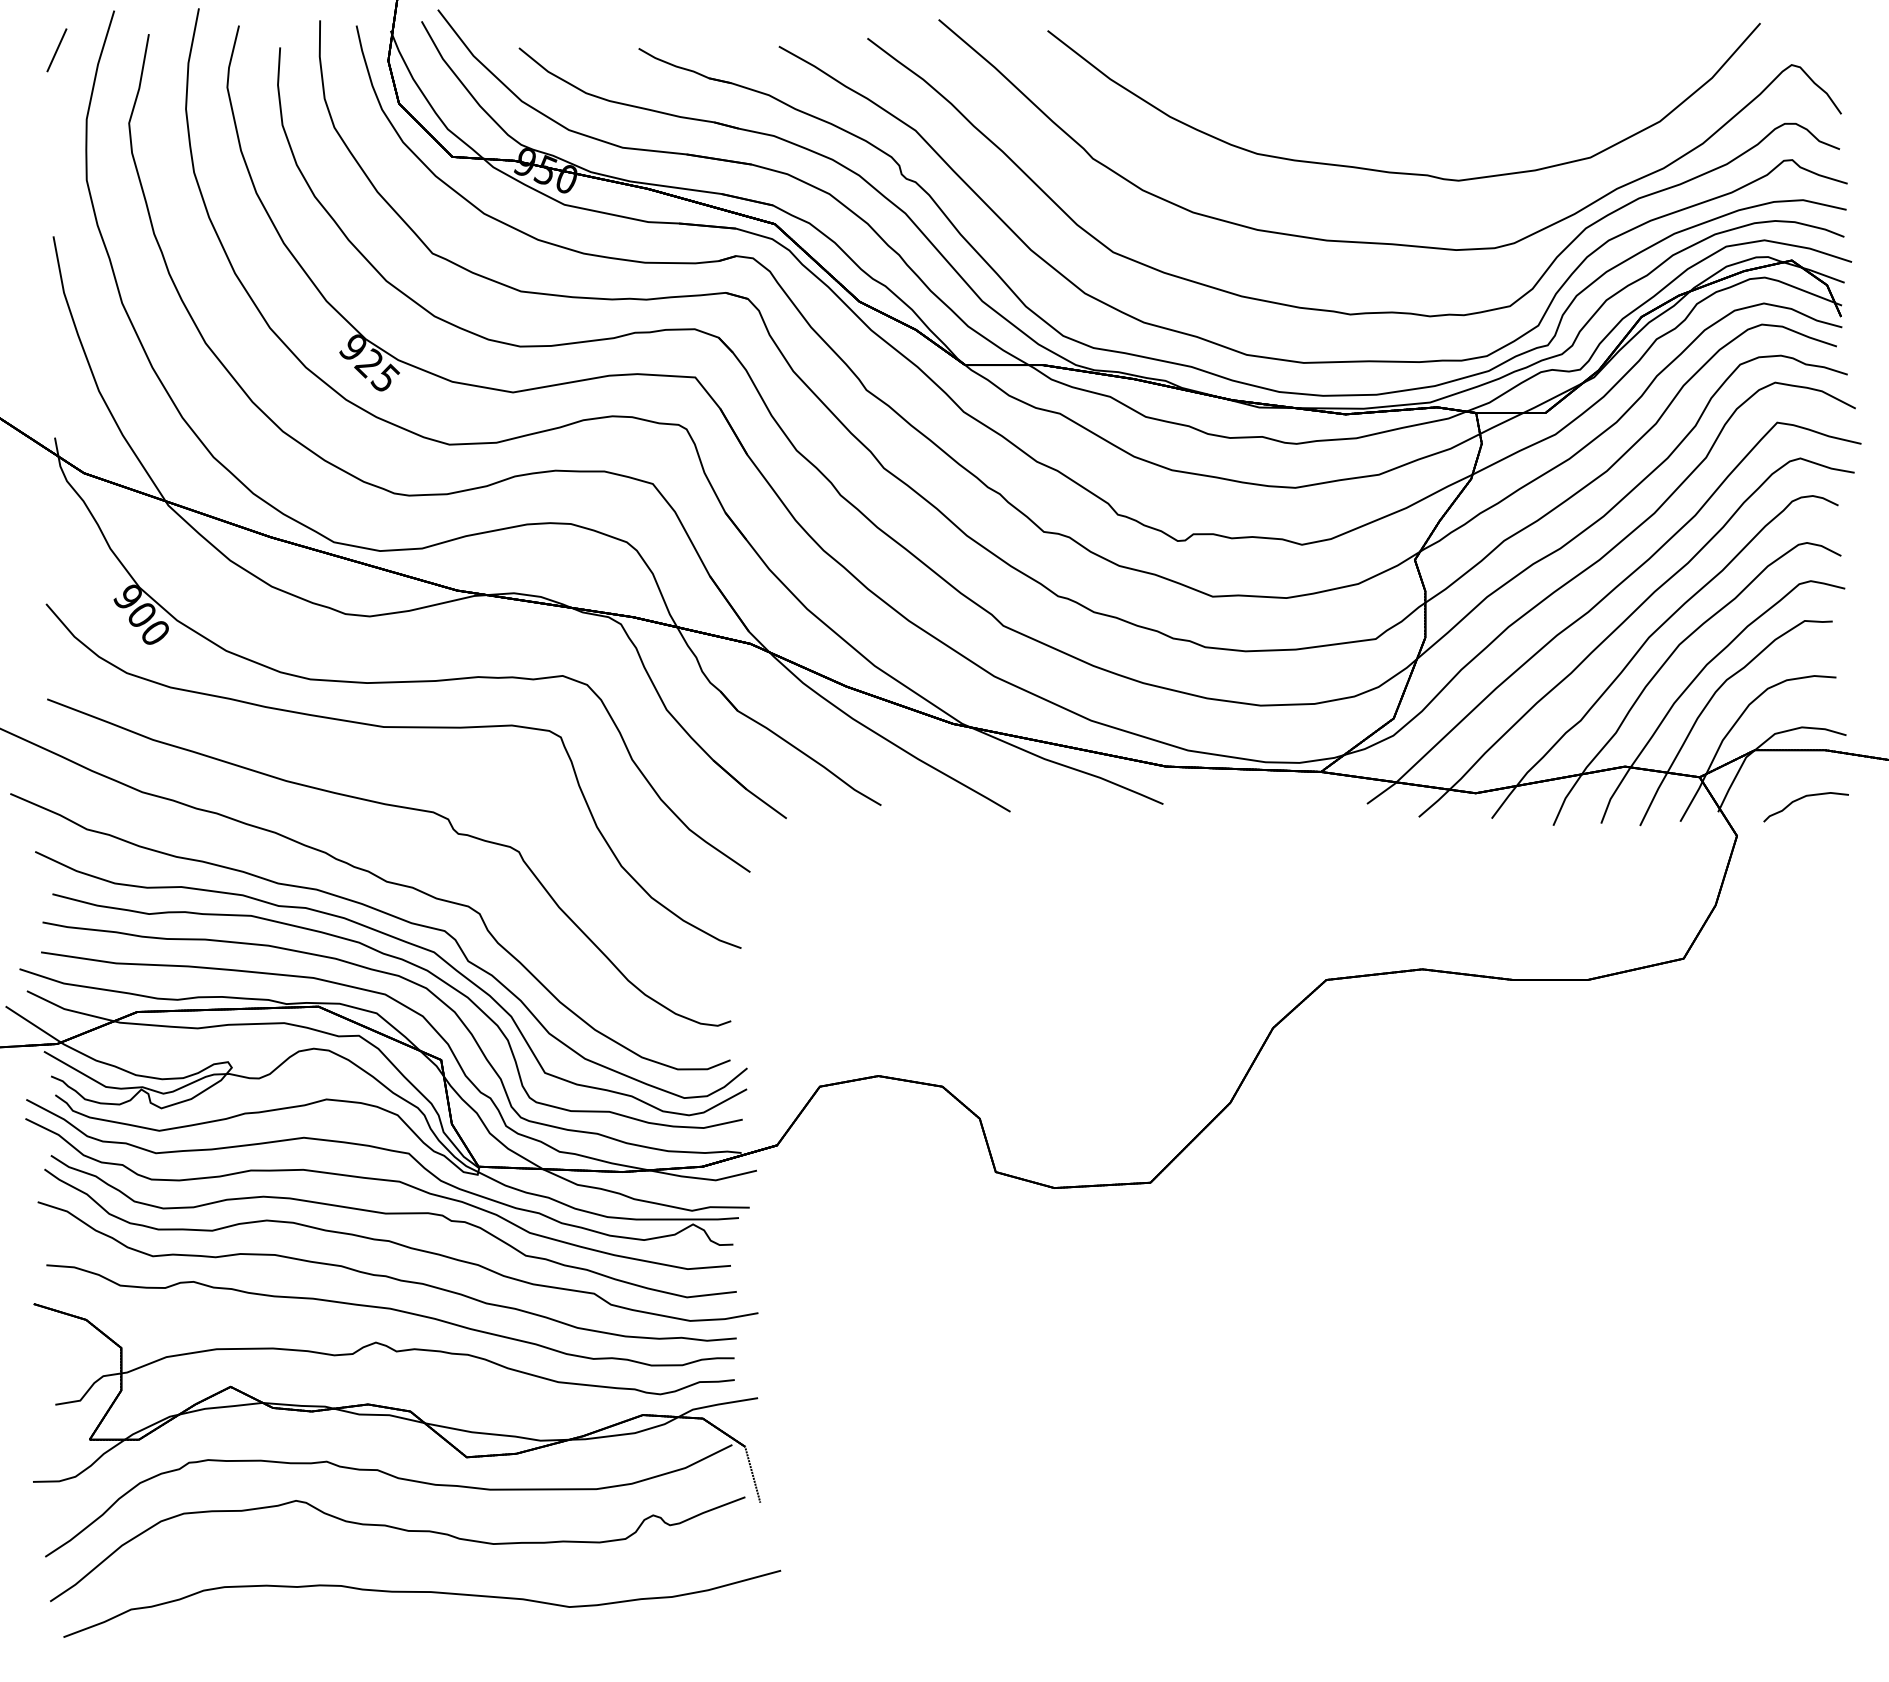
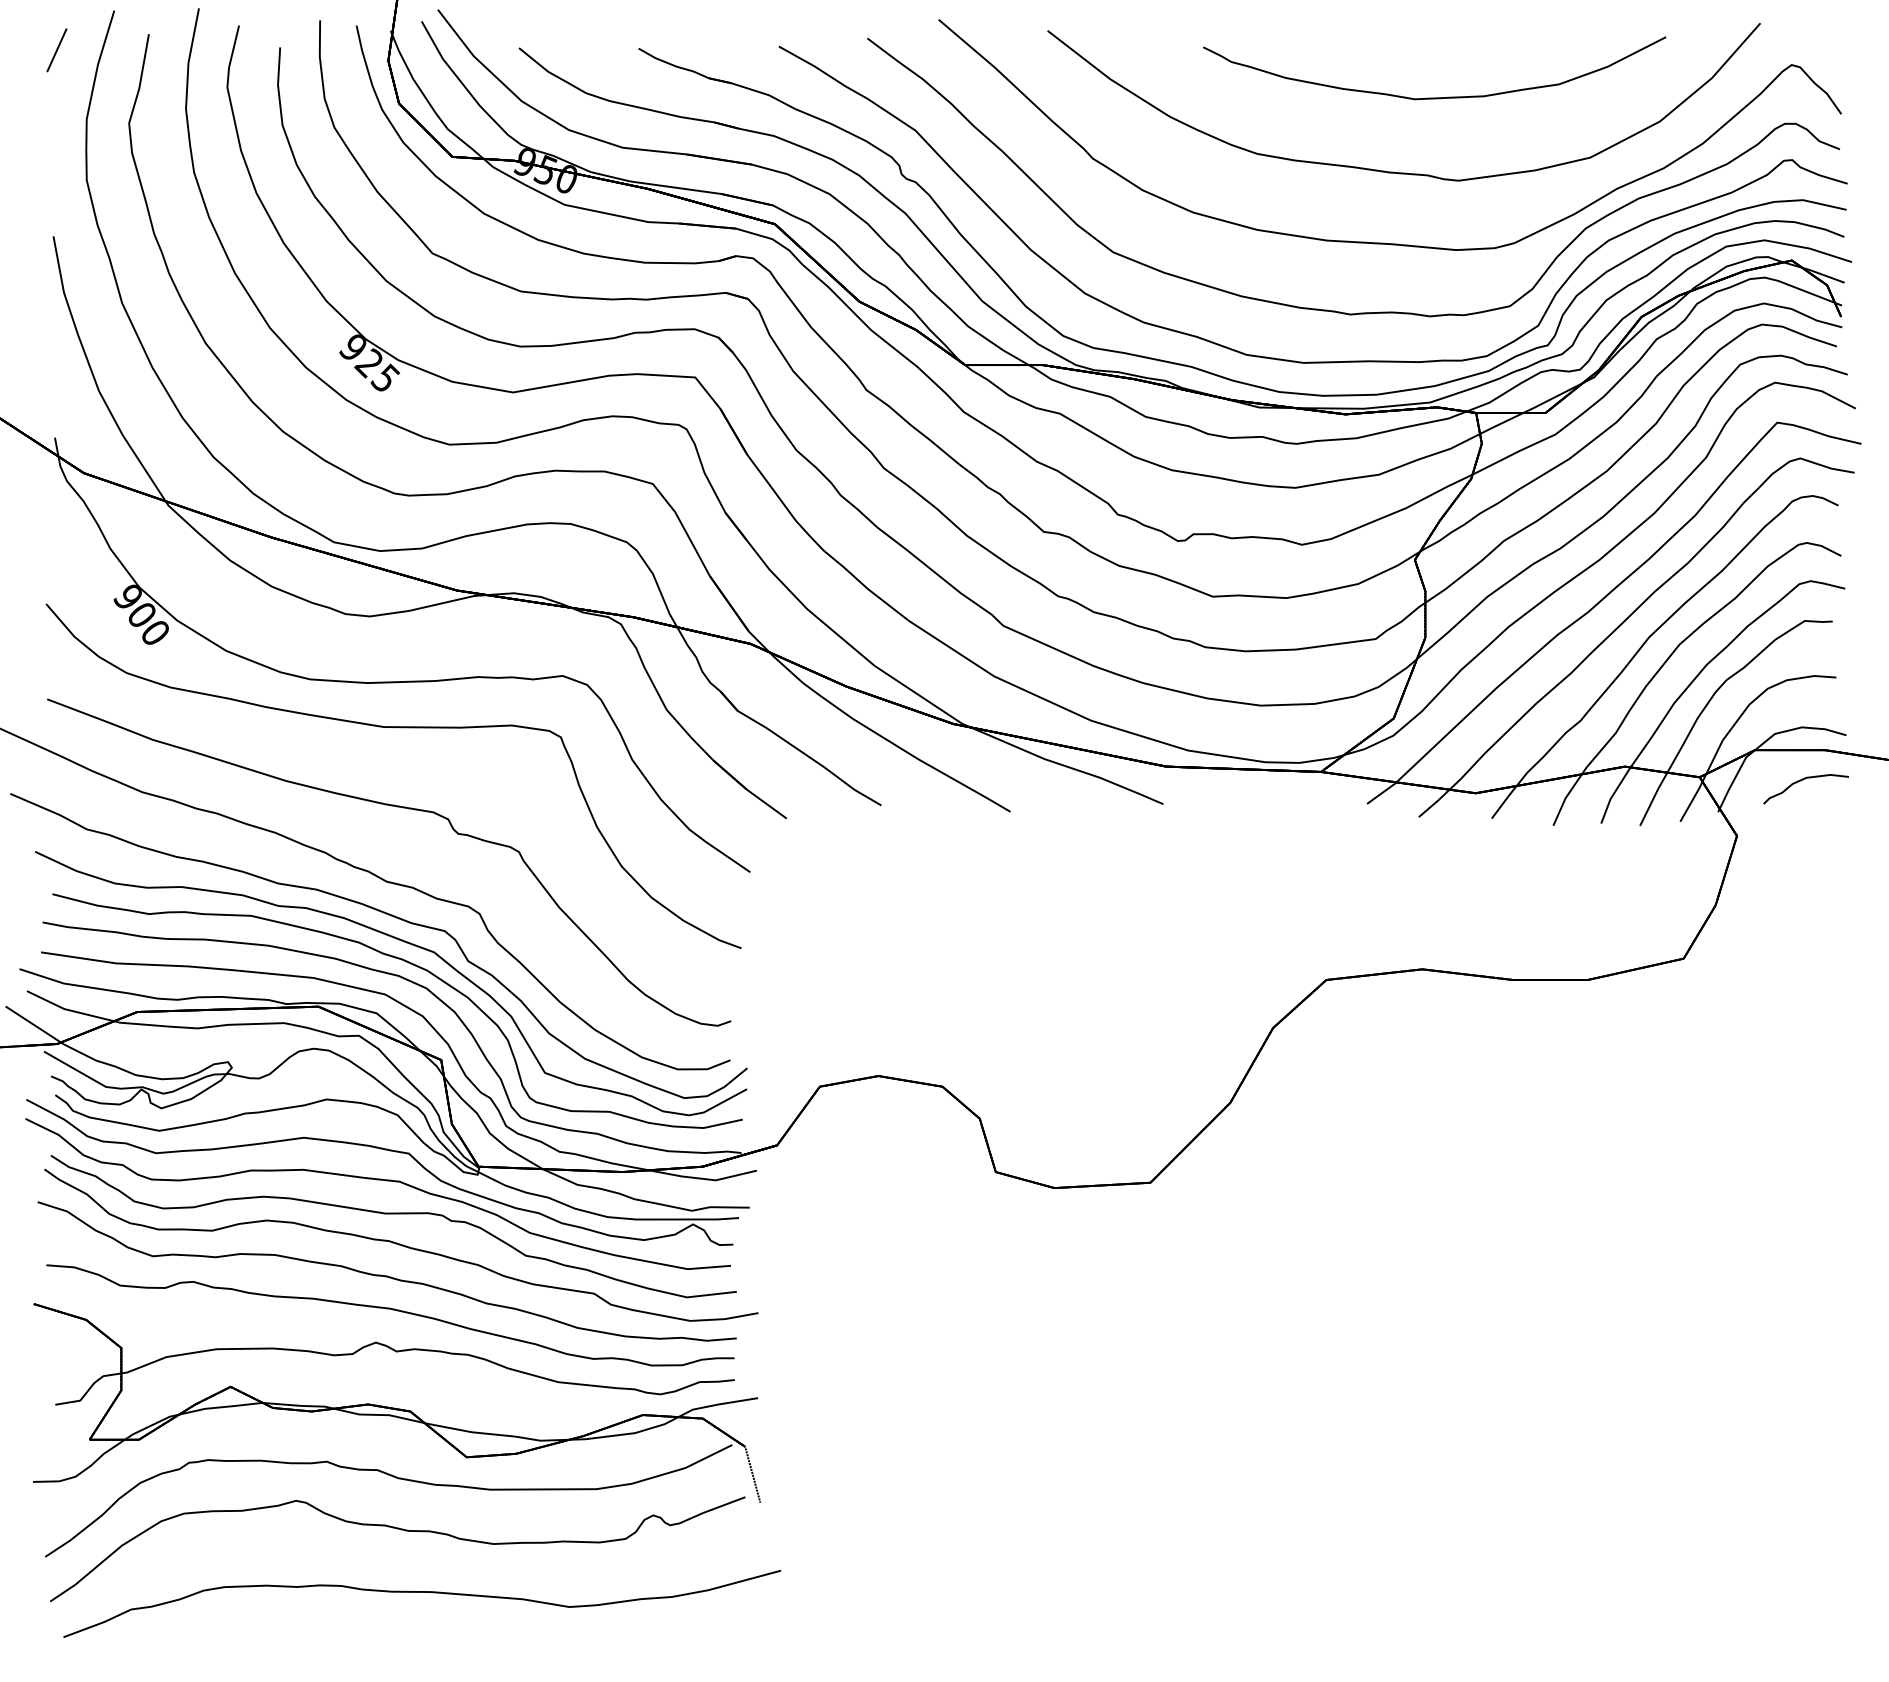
part: none -> present (1434, 97)
part position: (1803, 798) -> (1803, 780) (1803, 780)
